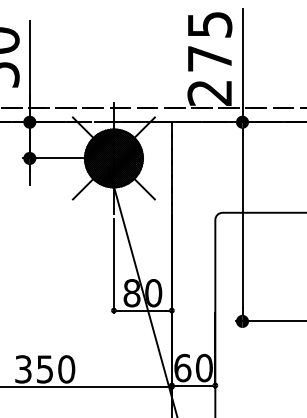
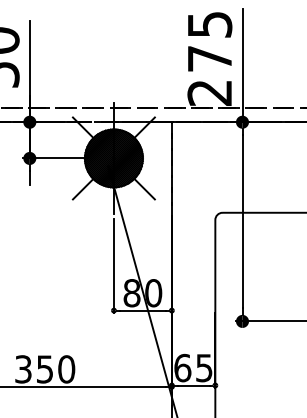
text: 60 -> 65 (203, 367)
